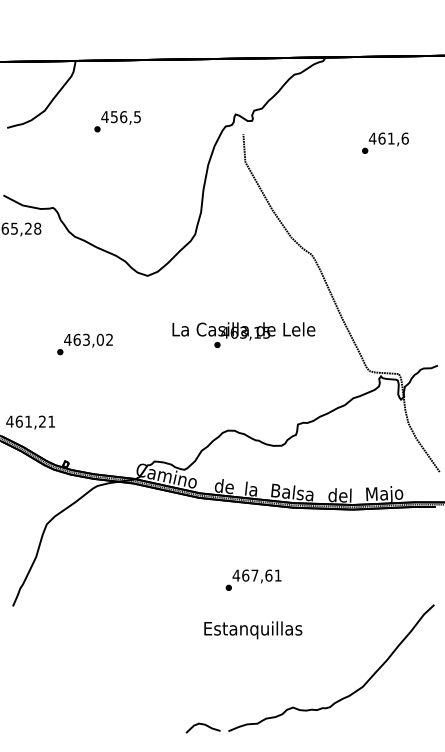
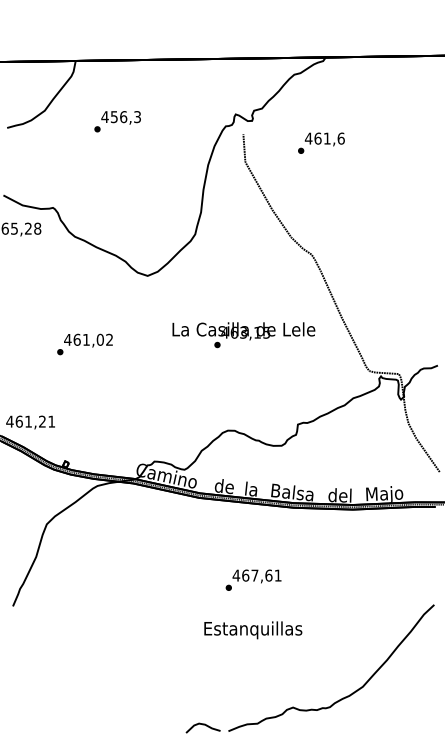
text: 456,5 -> 456,3 (137, 116)
text position: (385, 142) -> (321, 142) (321, 142)
text: 463,02 -> 461,02 (86, 339)
